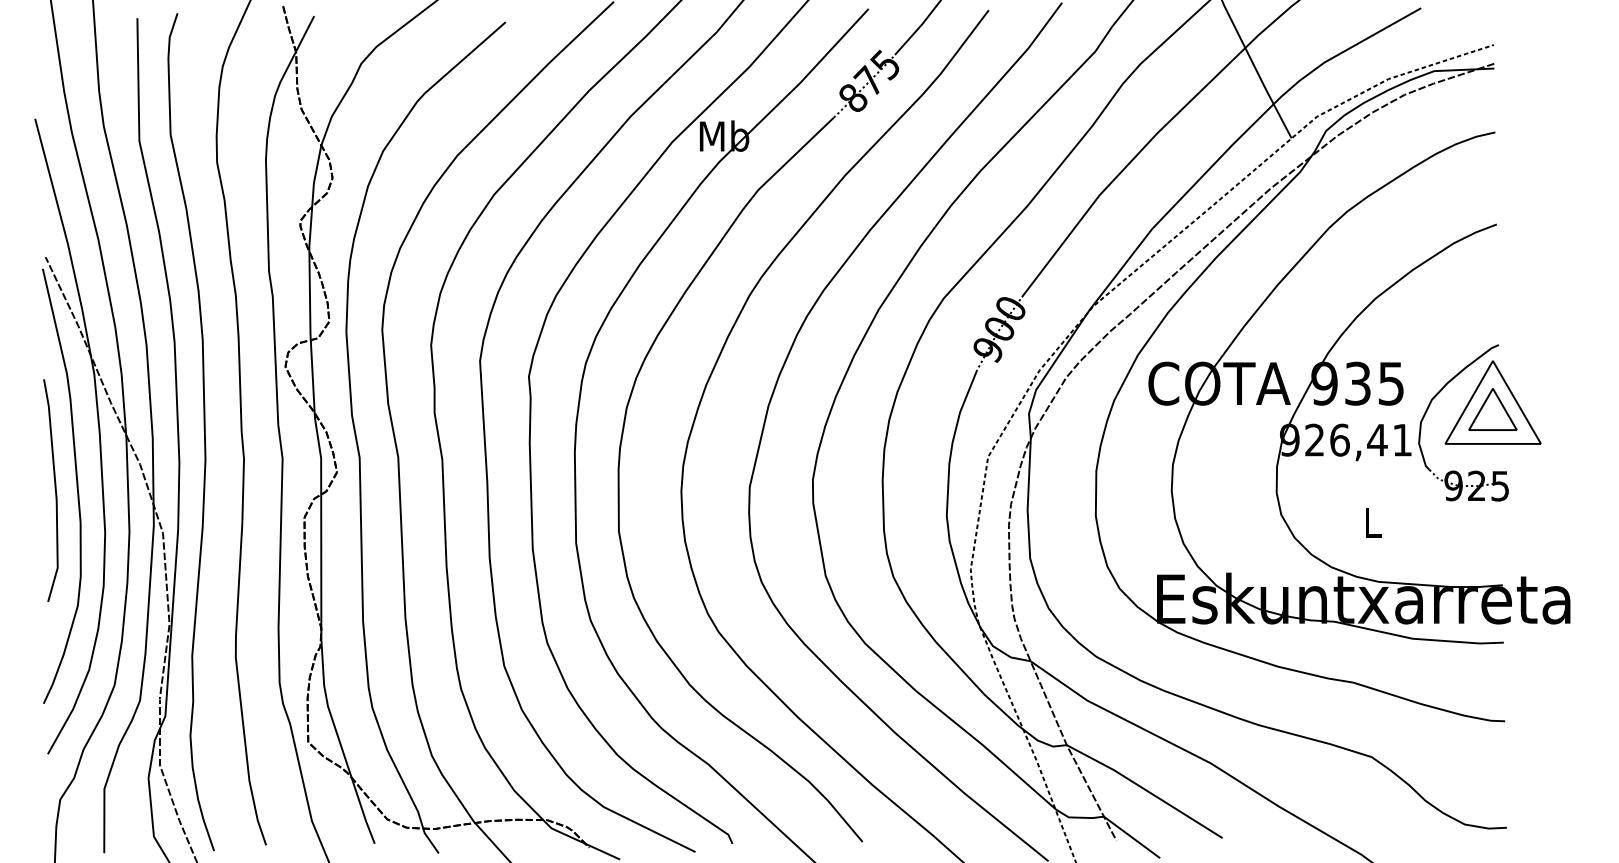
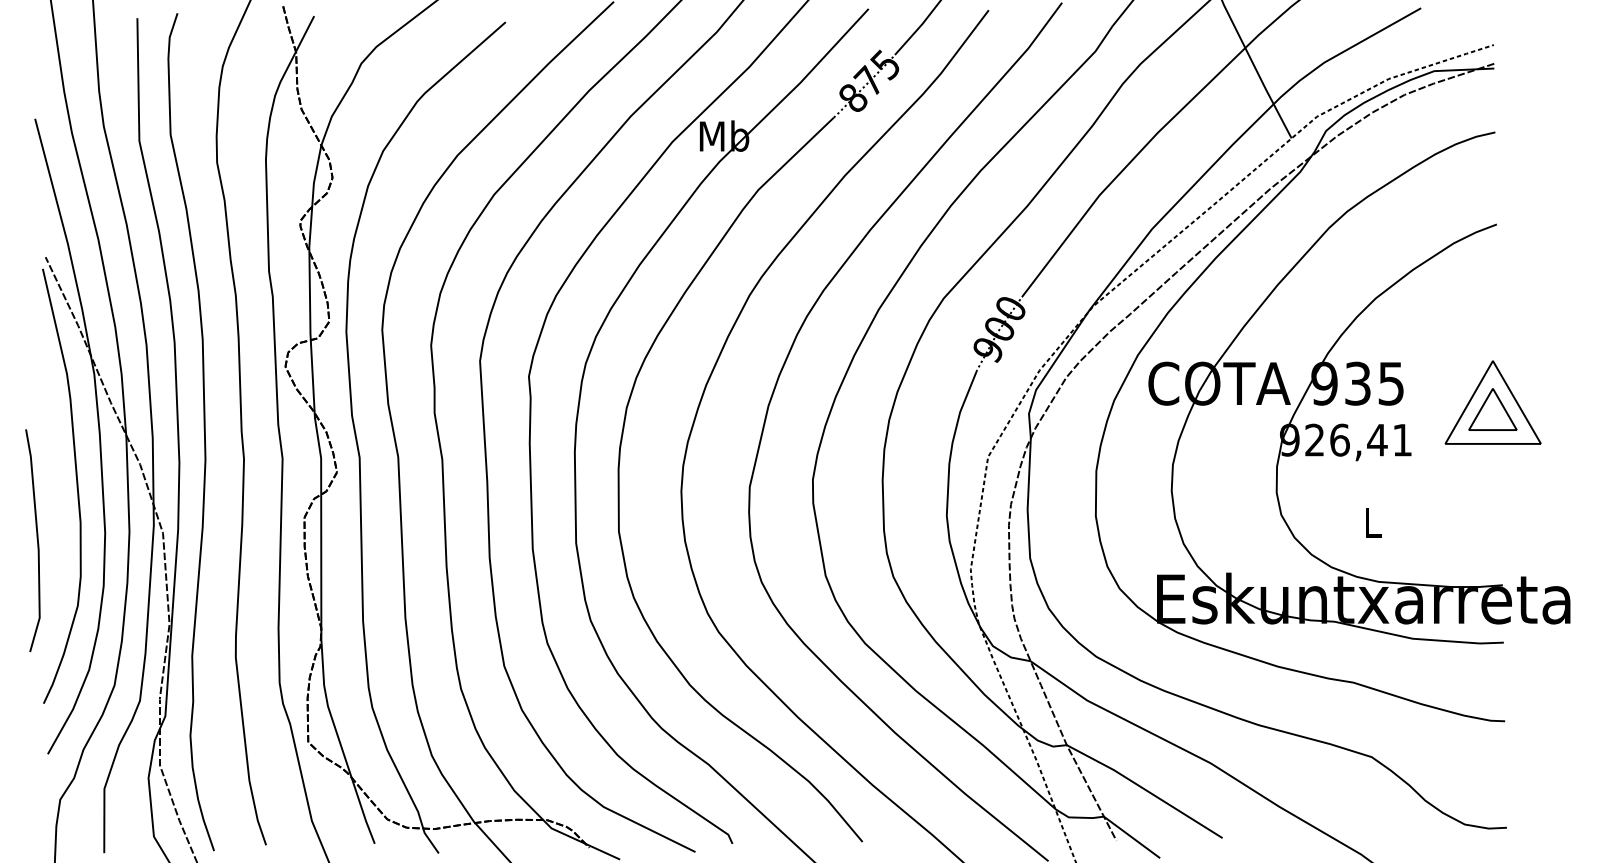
part: present -> none (1430, 405)
line position: (54, 489) -> (36, 539) (36, 539)
